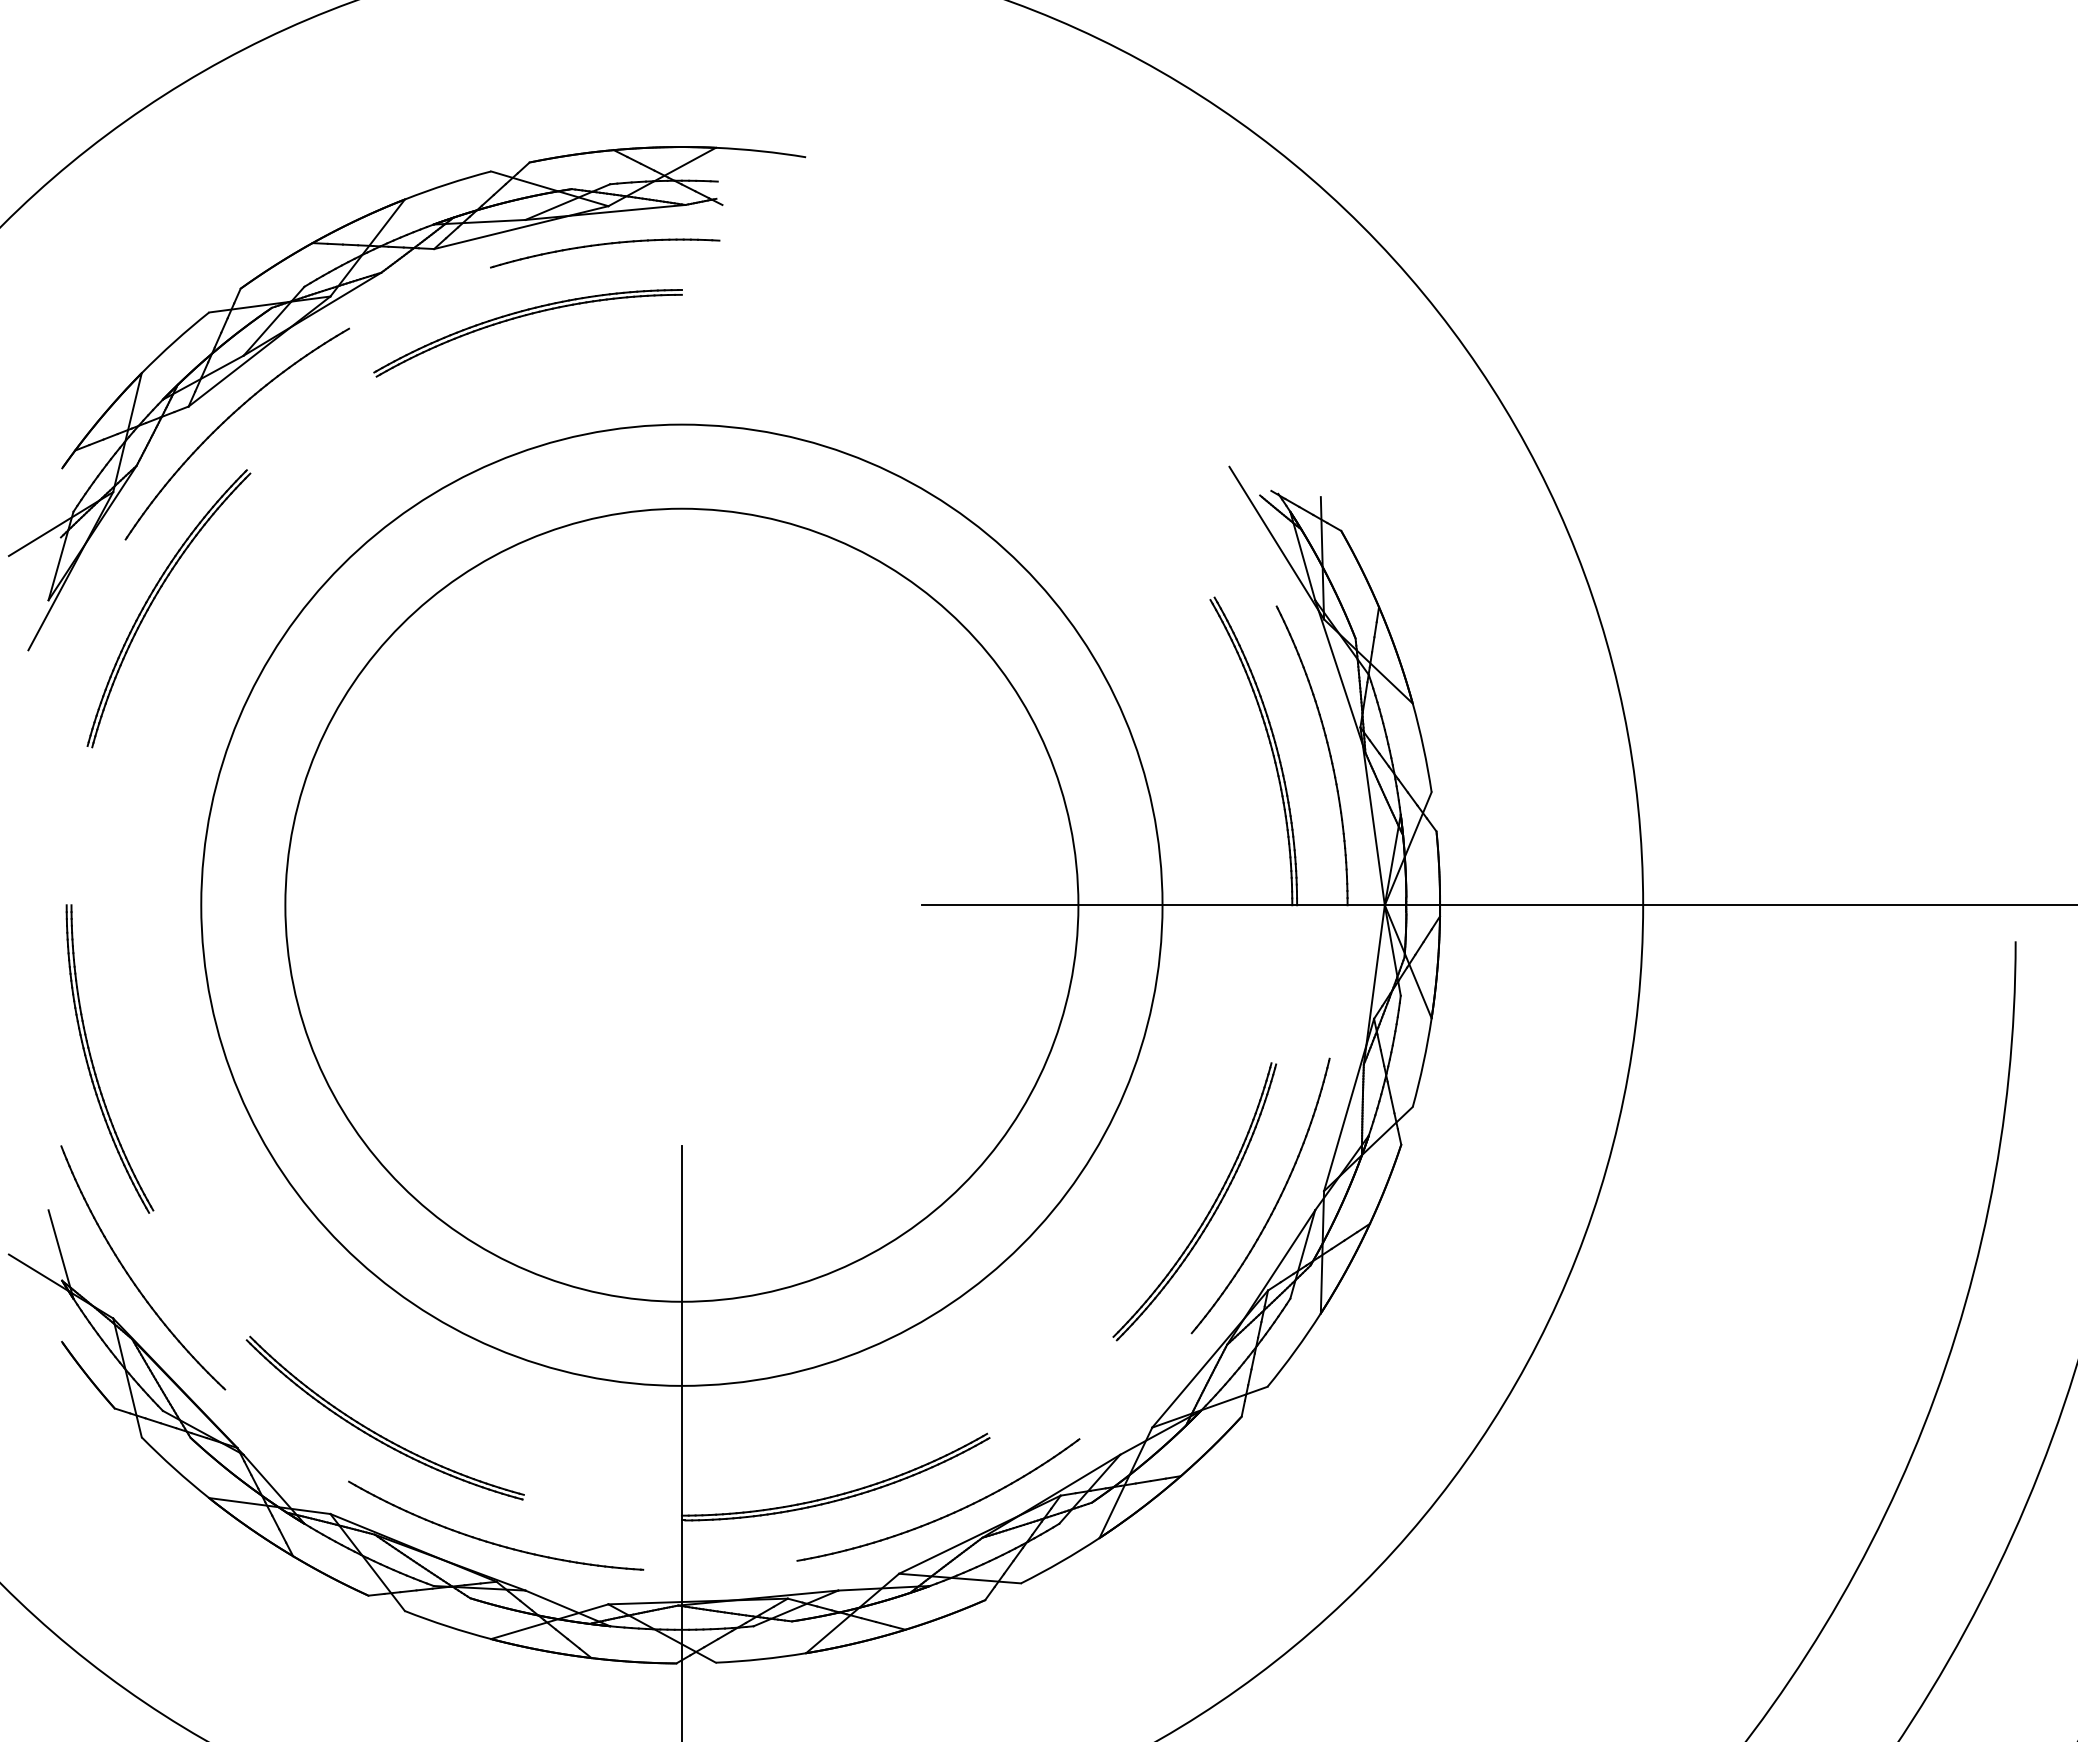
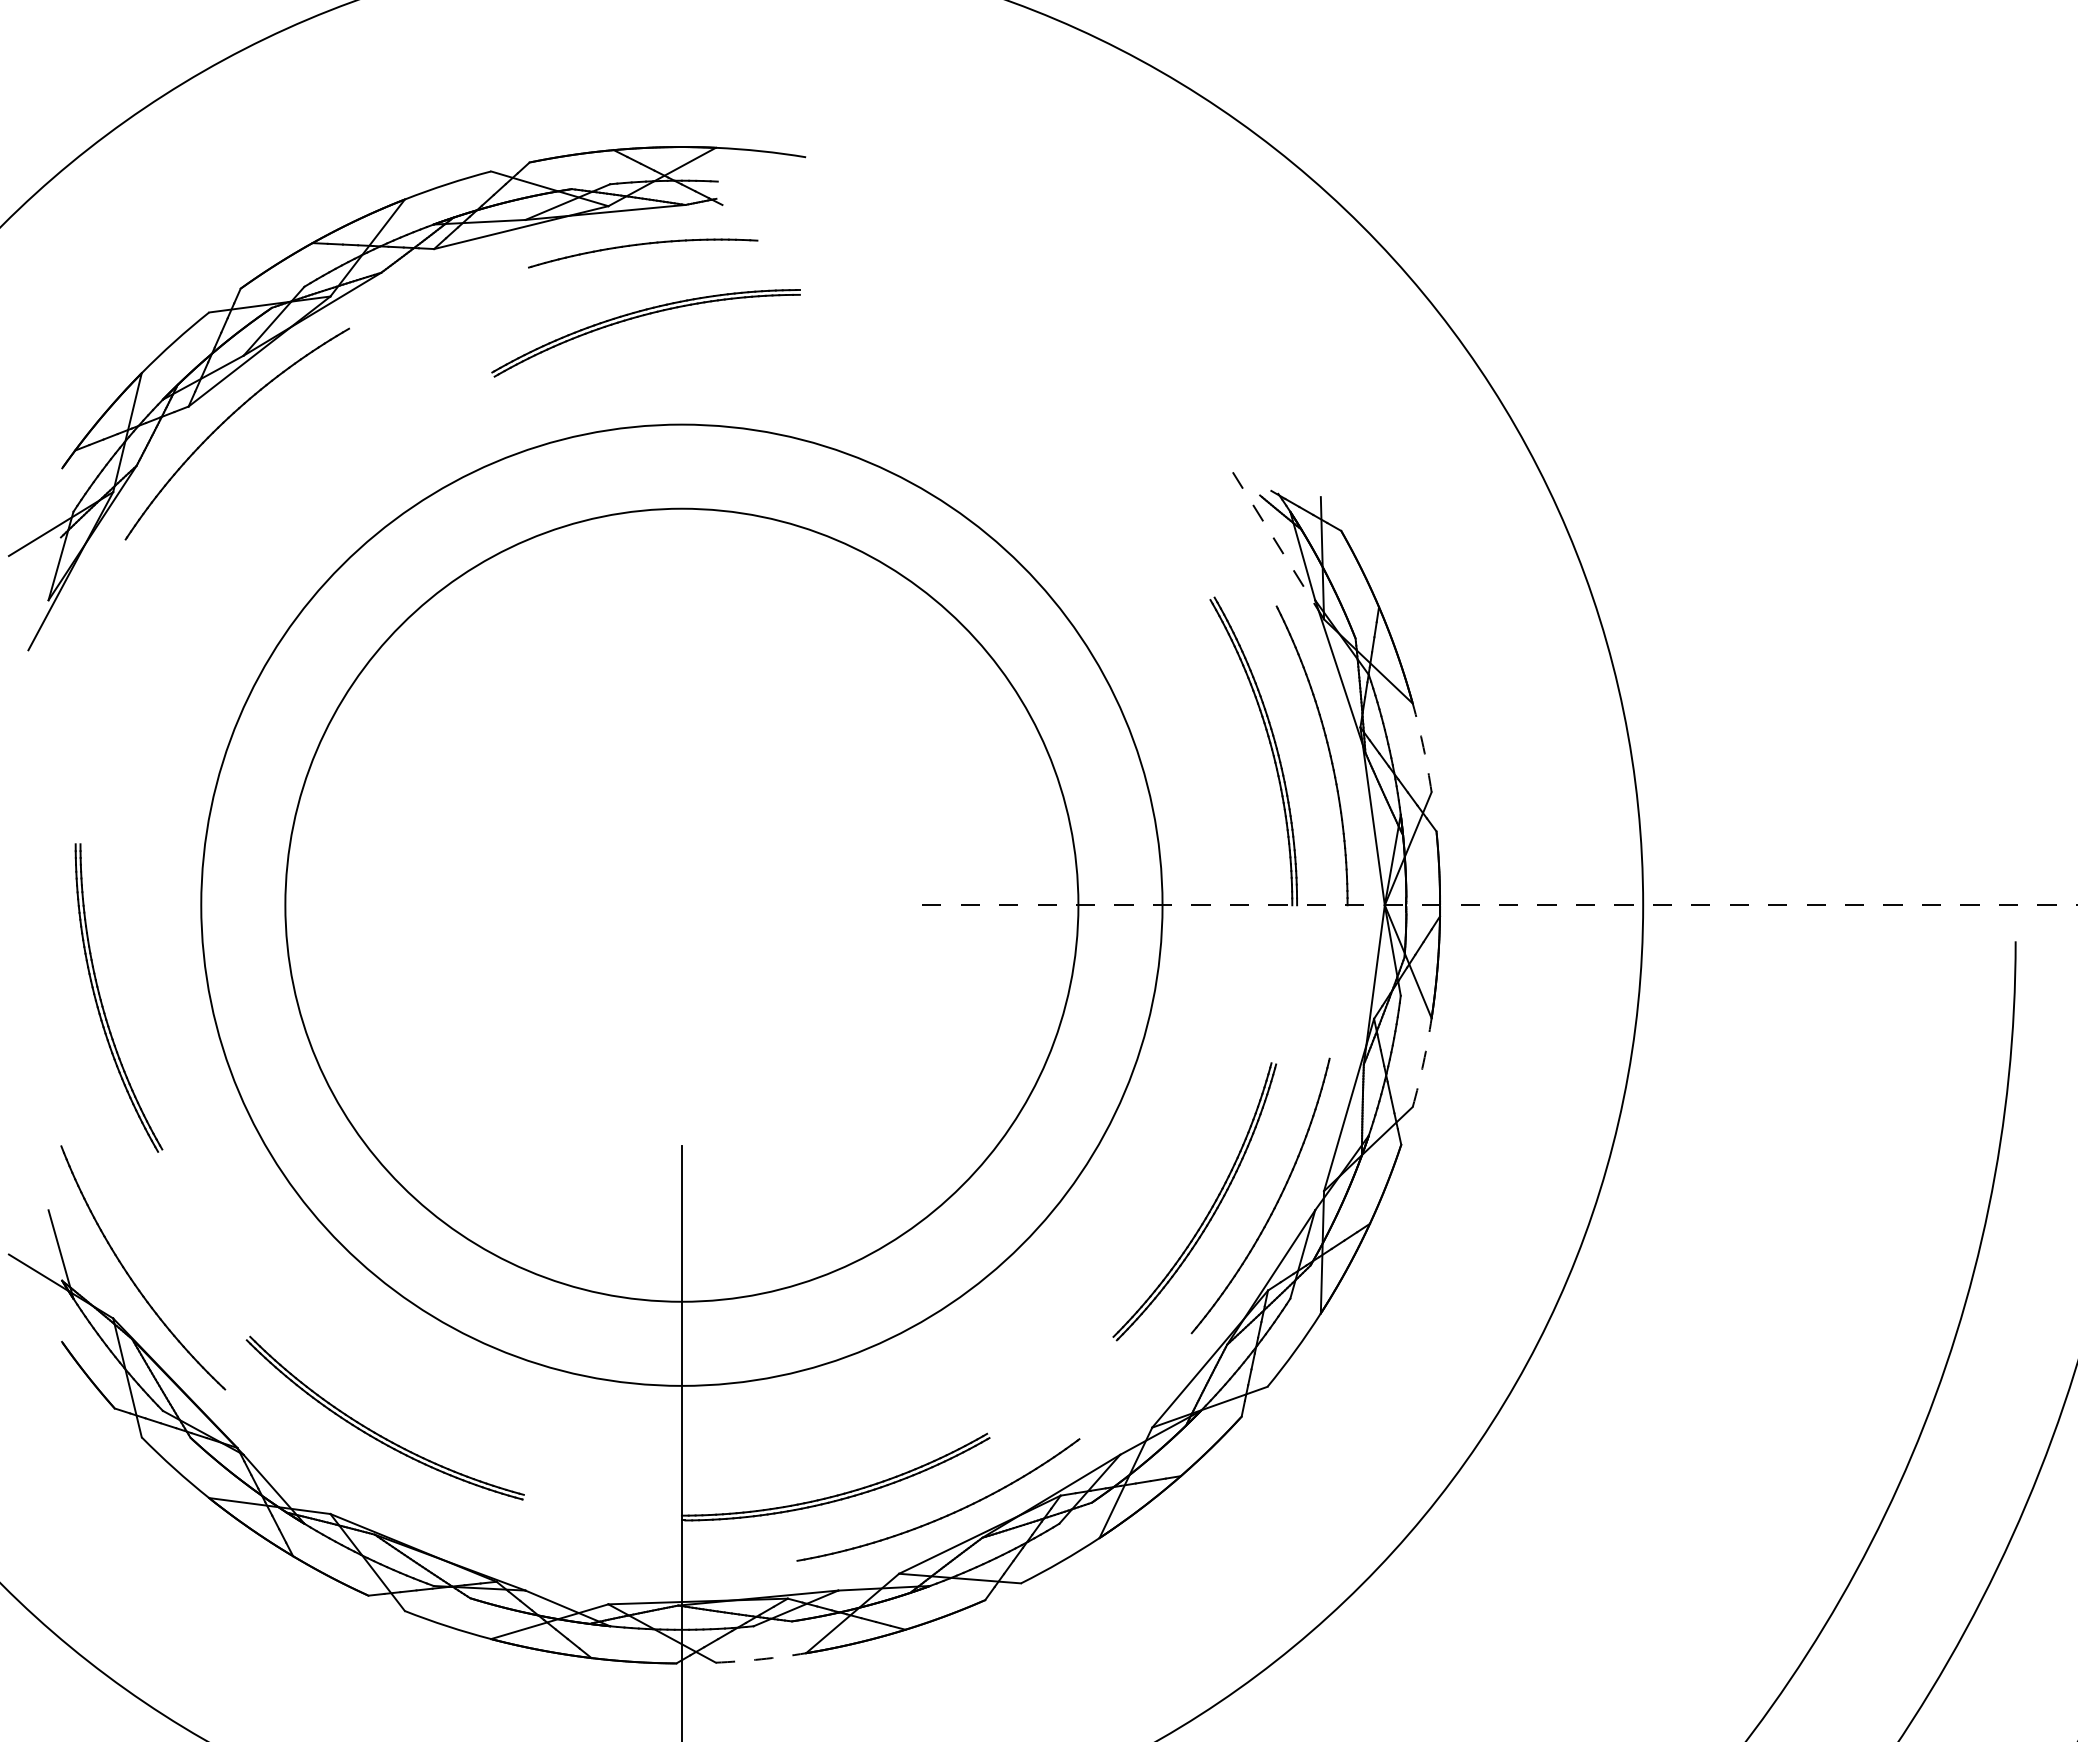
part position: (604, 245) -> (642, 245) (642, 245)
part position: (521, 317) -> (639, 317) (639, 317)
line: solid -> dashed (1276, 543)
part: present -> none (154, 600)
arc: solid -> dashed (1423, 747)
line: solid -> dashed (1500, 905)
arc: solid -> dashed (1423, 1062)
part position: (93, 1063) -> (102, 1002) (102, 1002)
part: present -> none (490, 1541)
arc: solid -> dashed (761, 1659)
